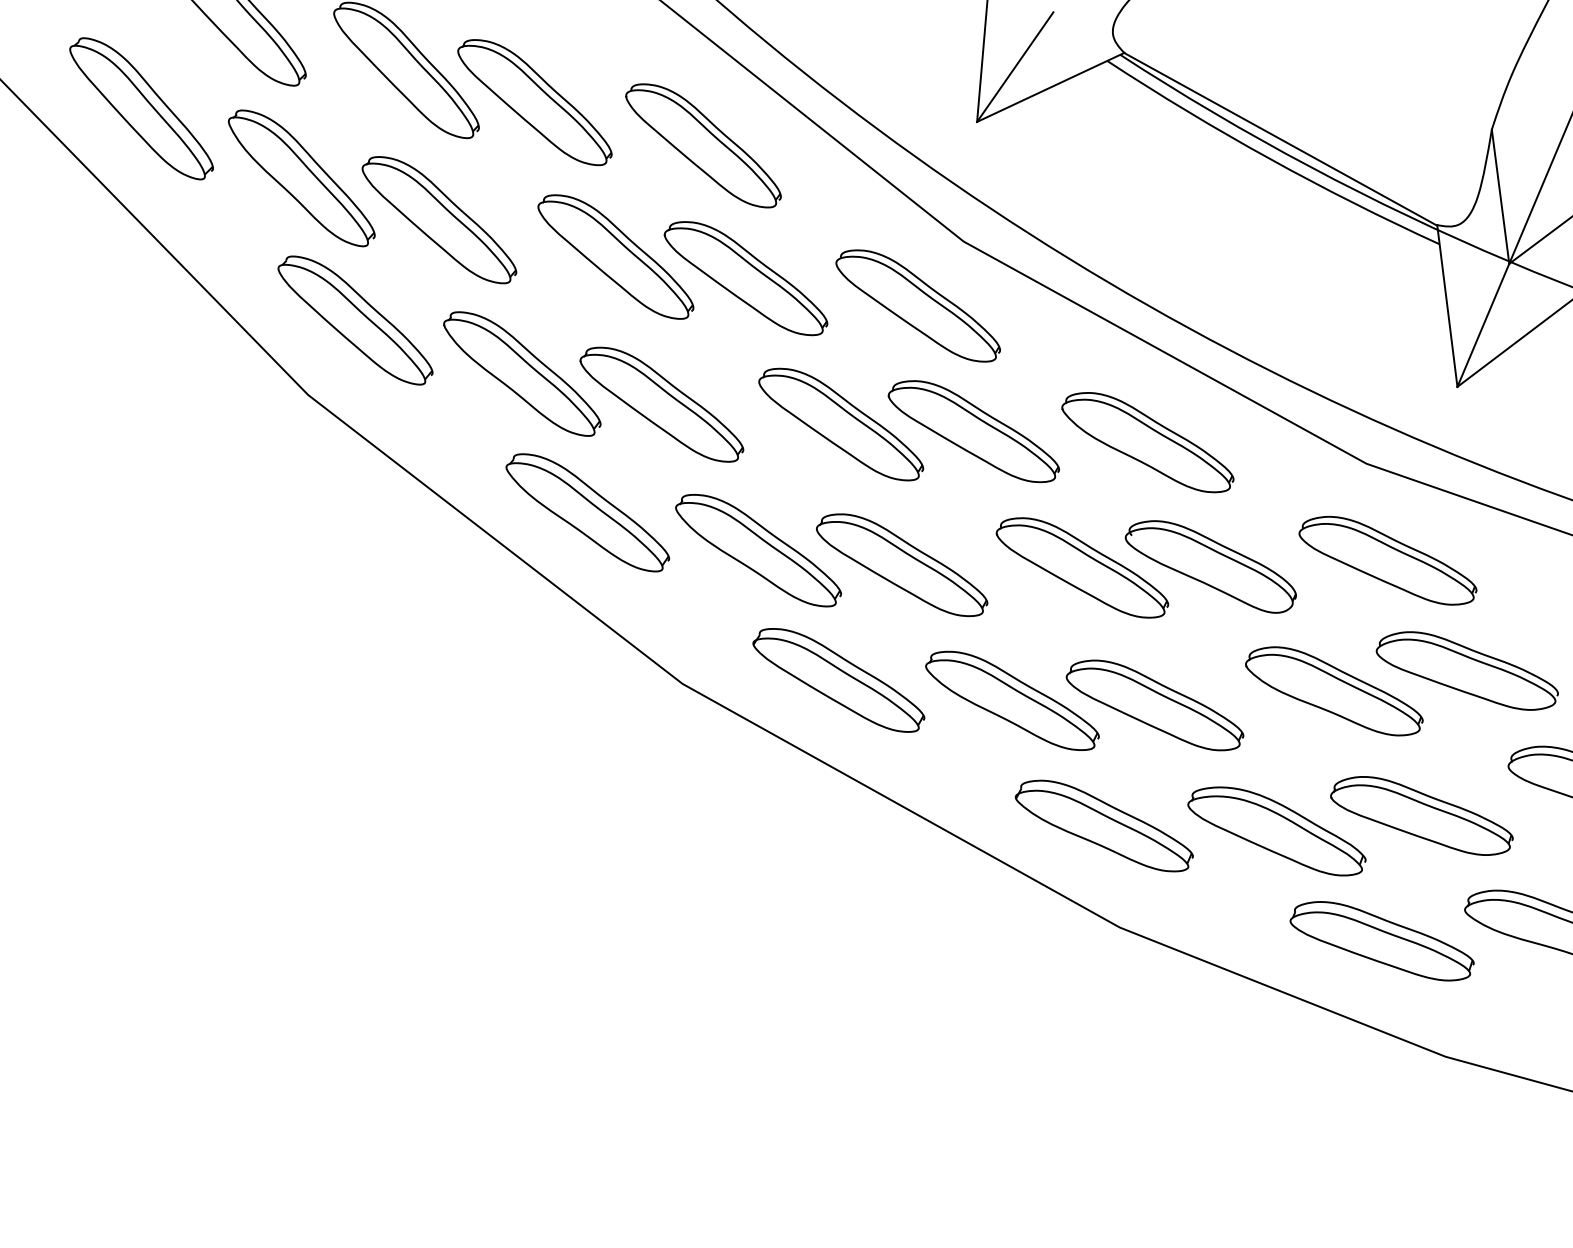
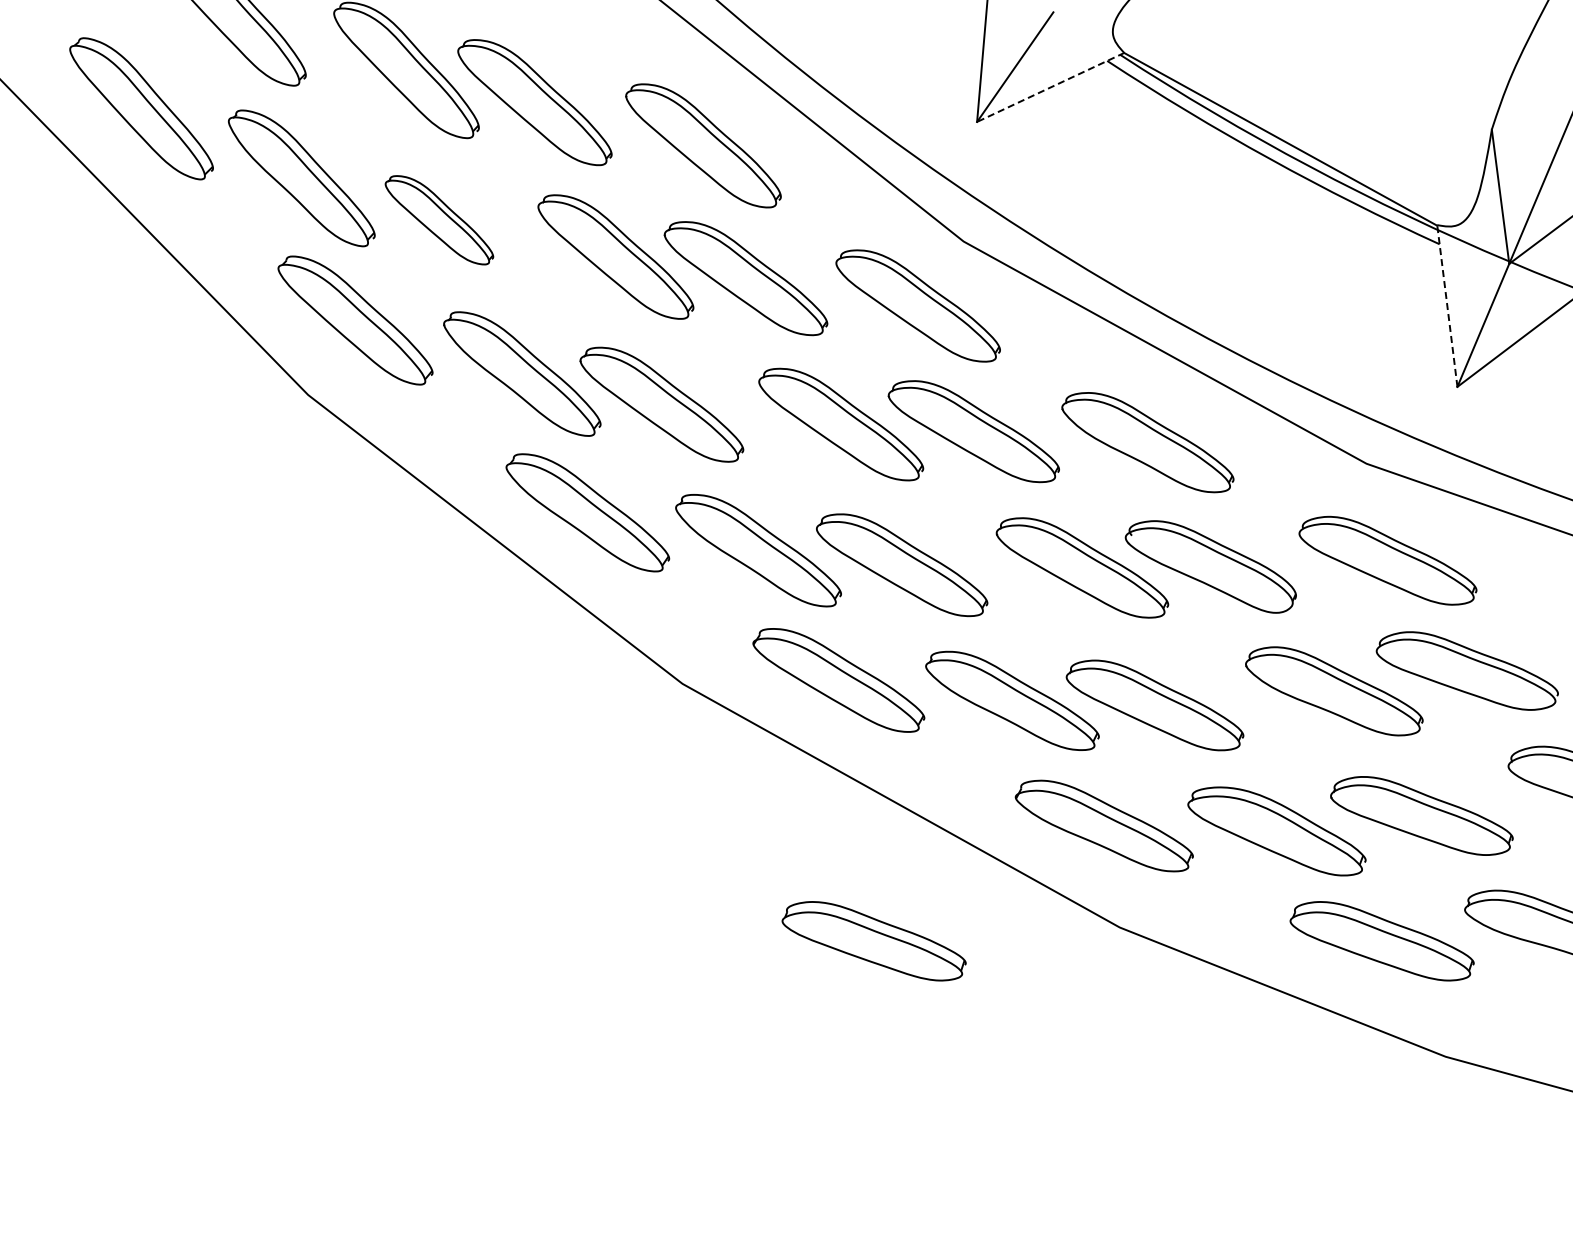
line: solid -> dashed (1050, 87)
part size: 157x129 px -> 111x91 px (439, 220)
line: solid -> dashed (1447, 306)
part: none -> present (873, 941)
